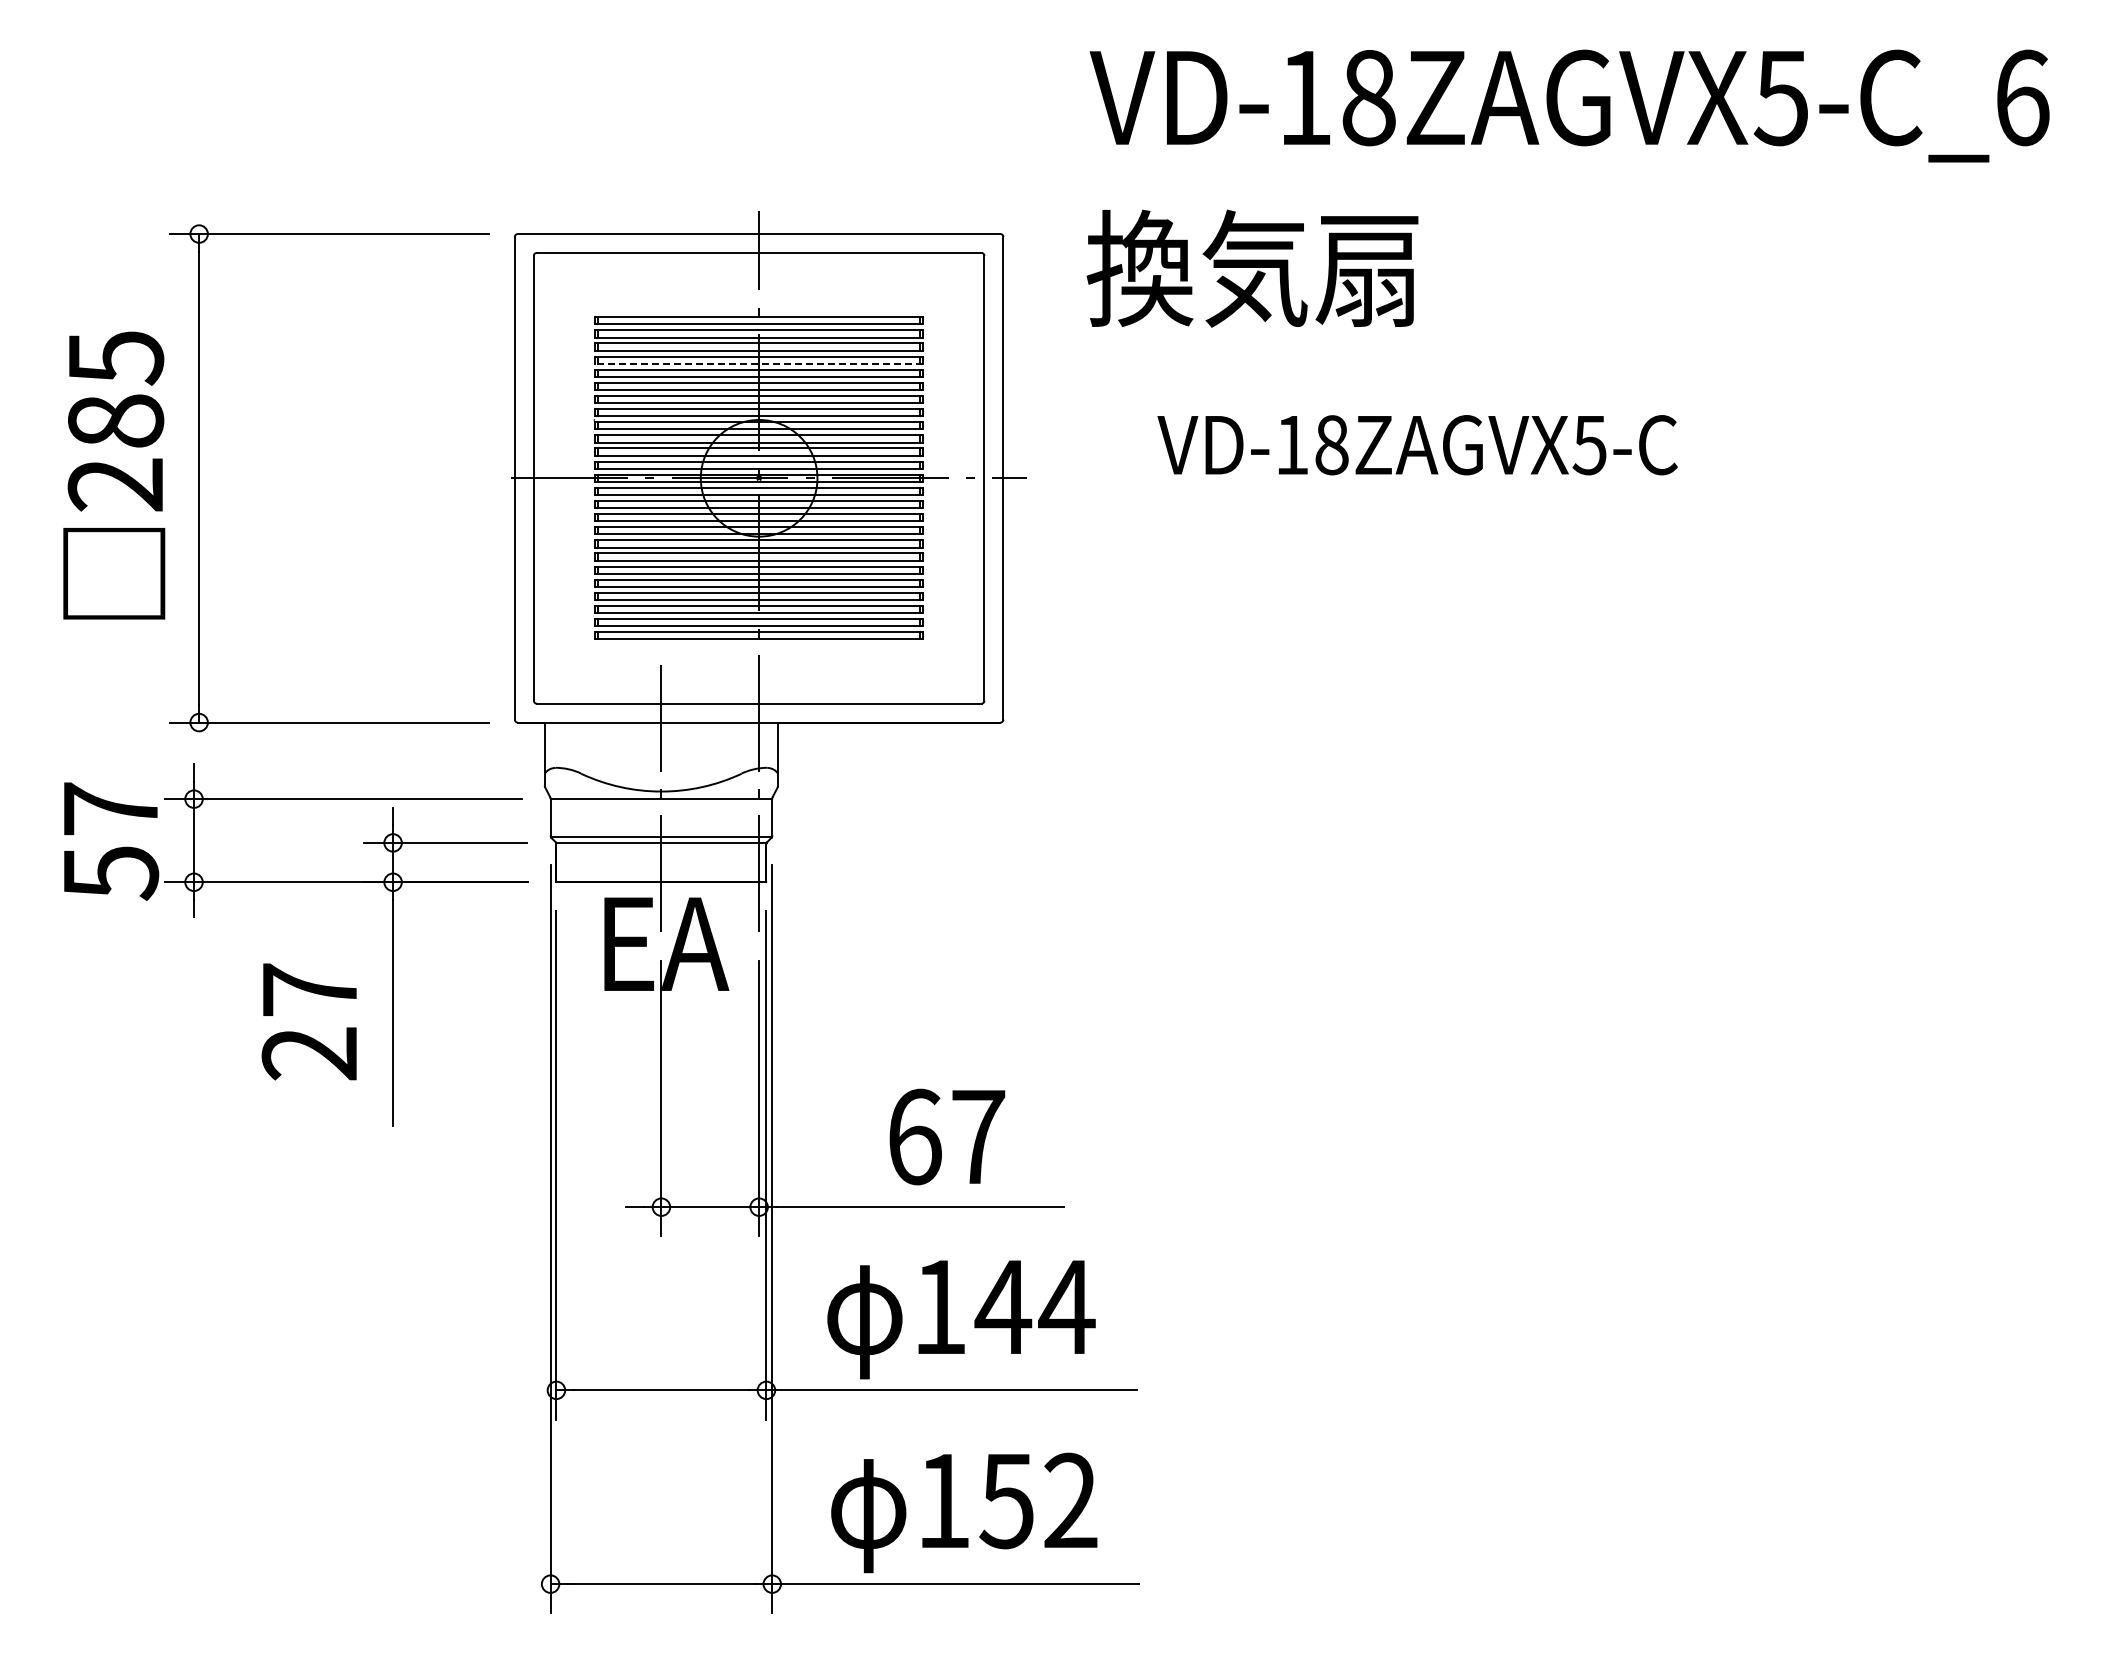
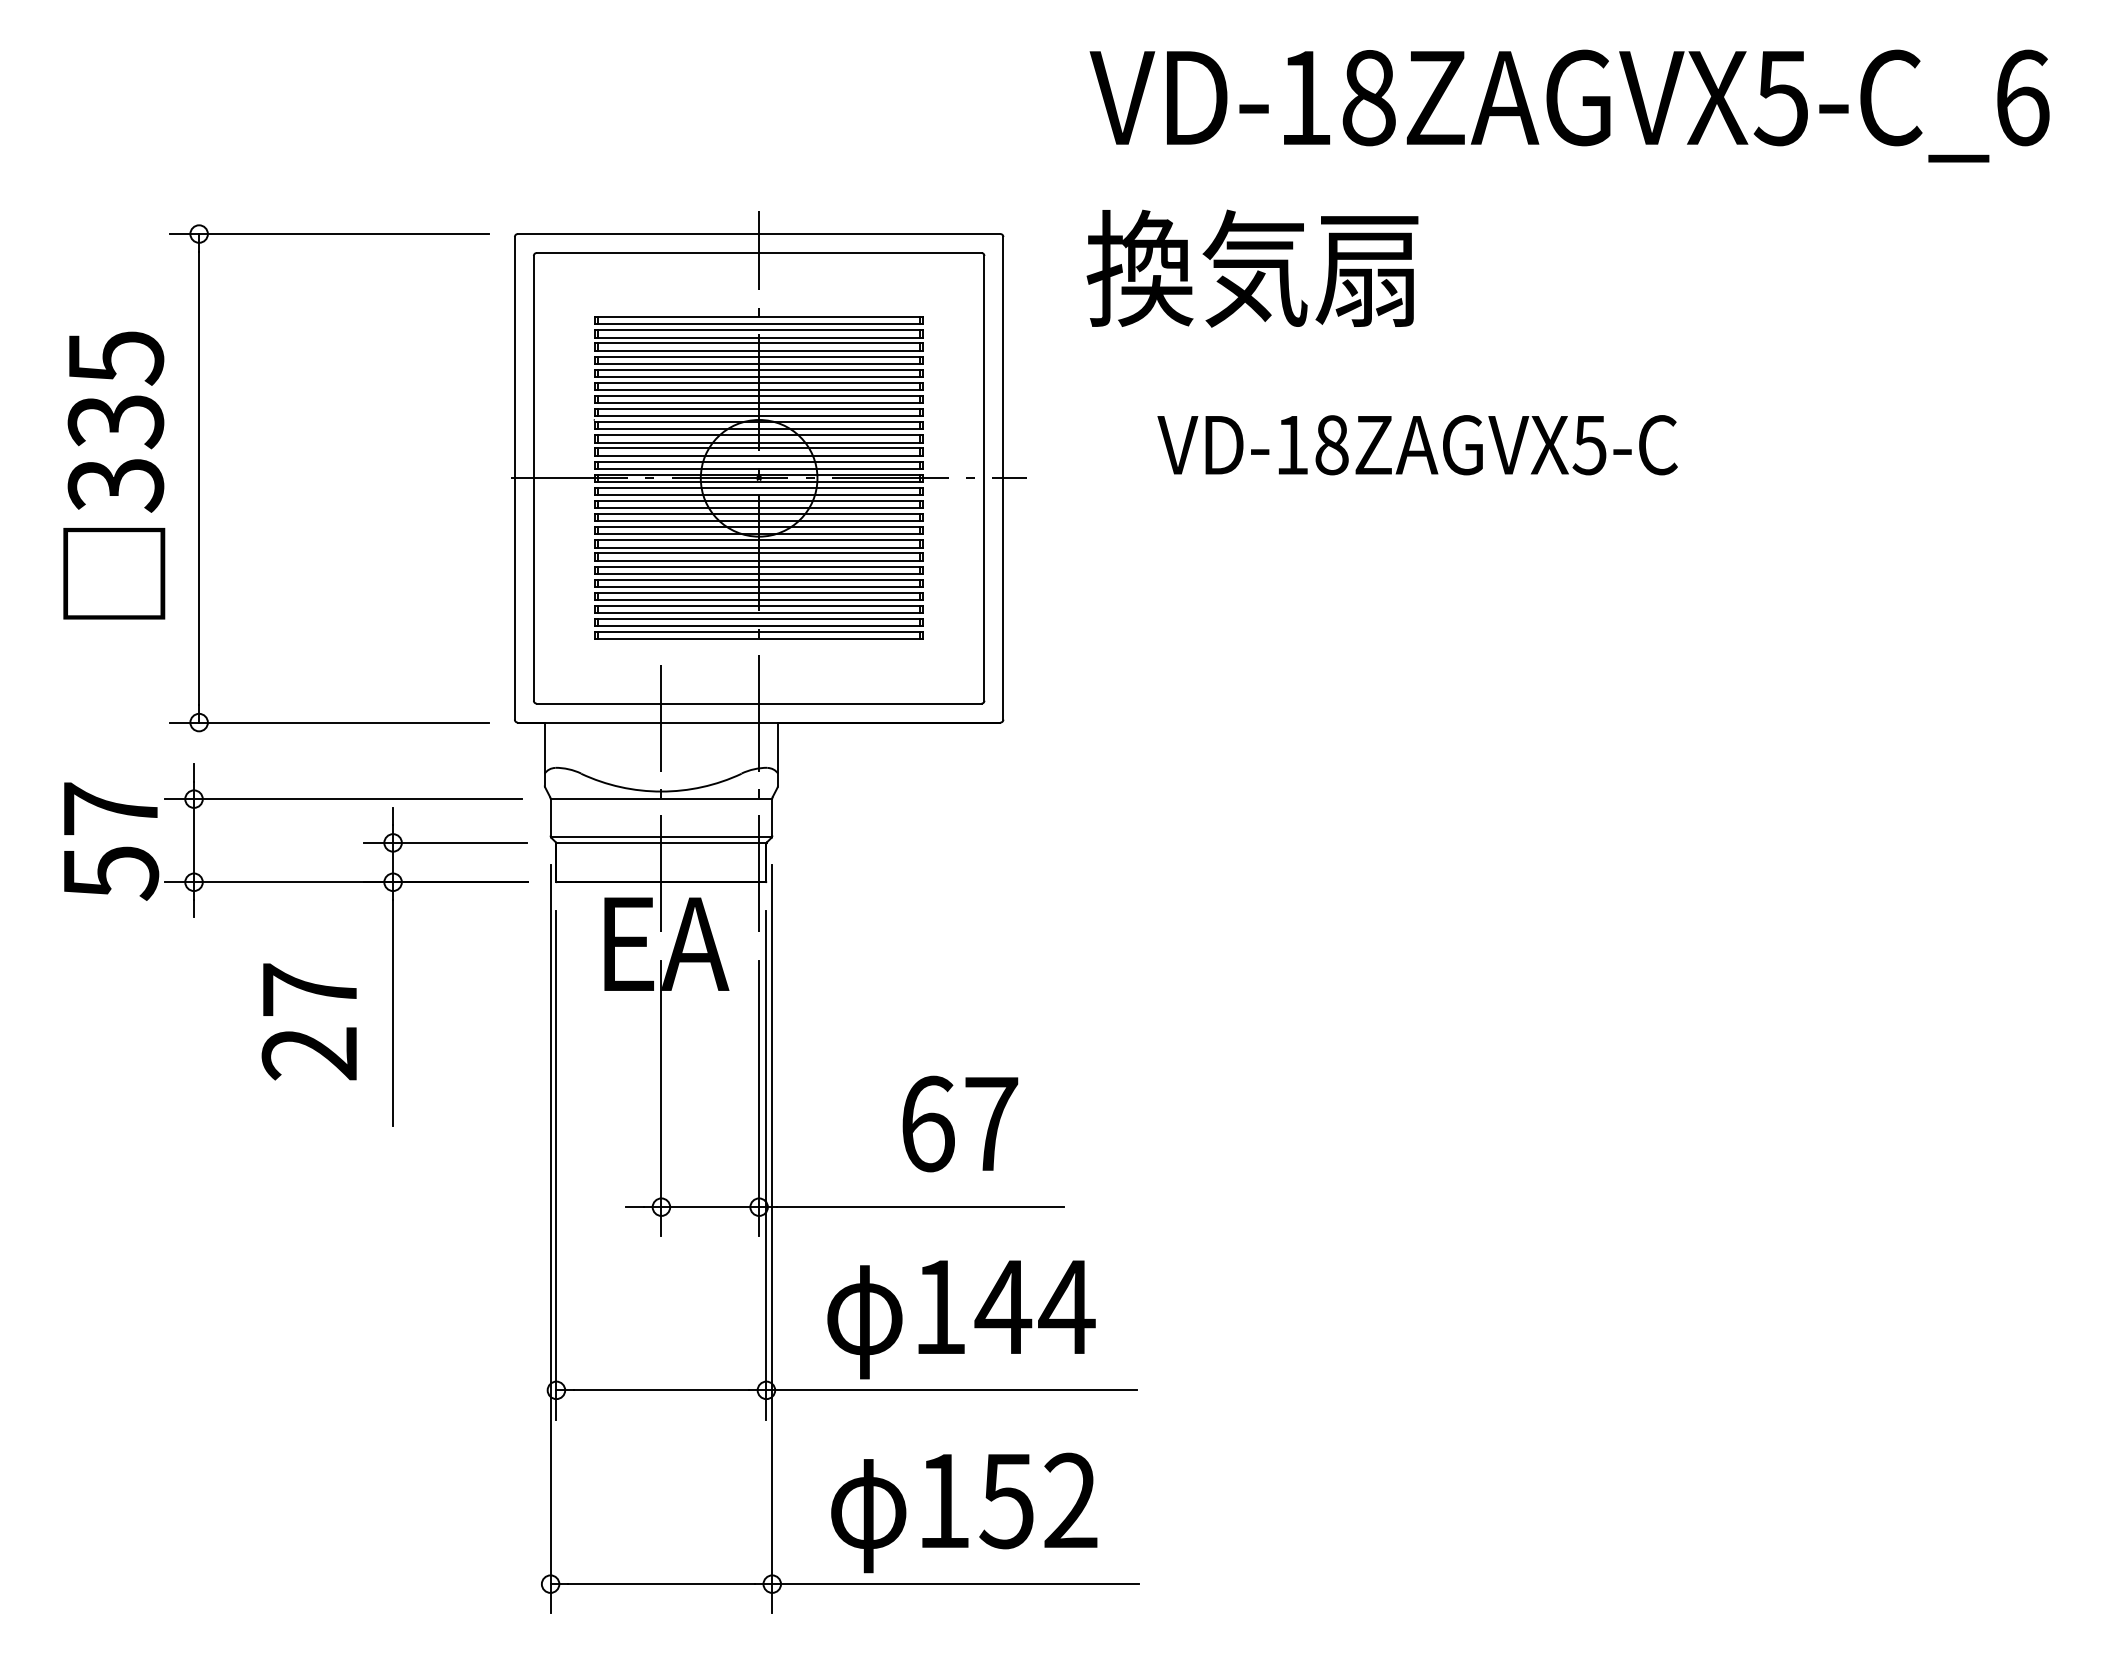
line: dashed -> solid (758, 363)
text: 285 -> 335 (115, 453)
text position: (947, 1136) -> (960, 1123) (960, 1123)
